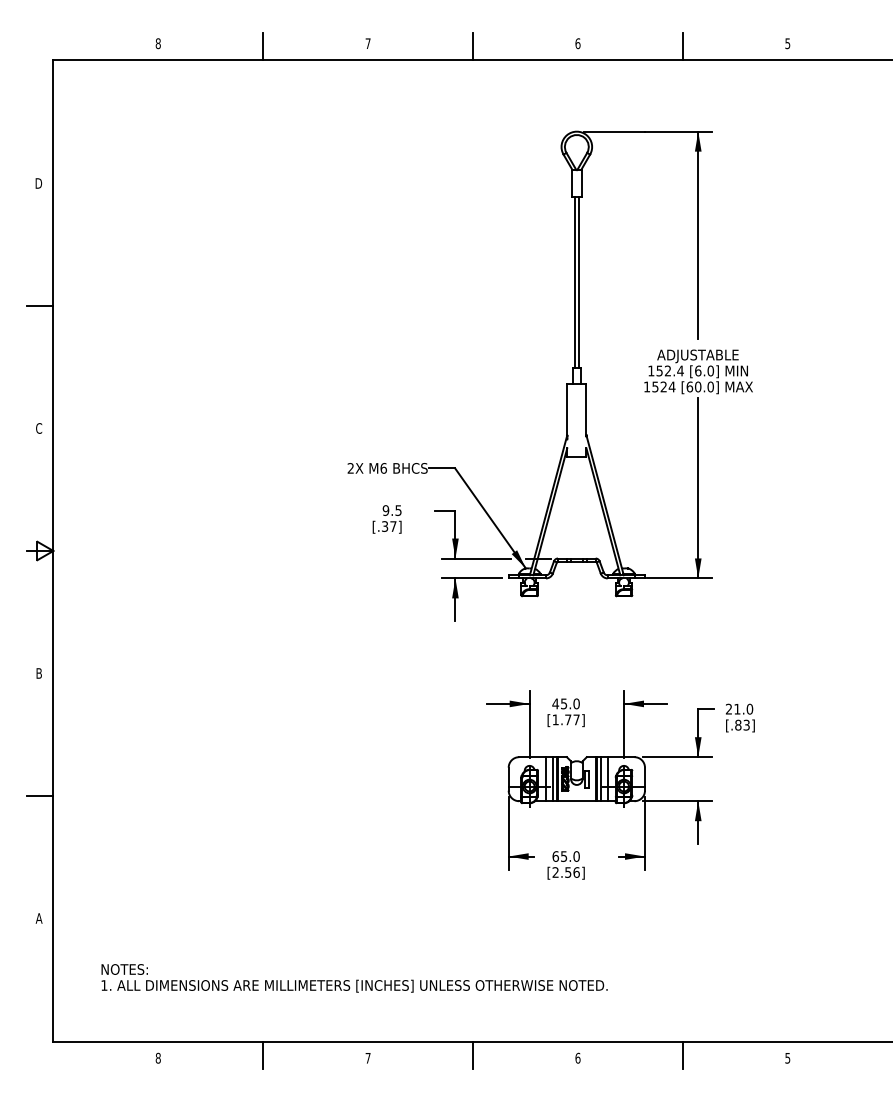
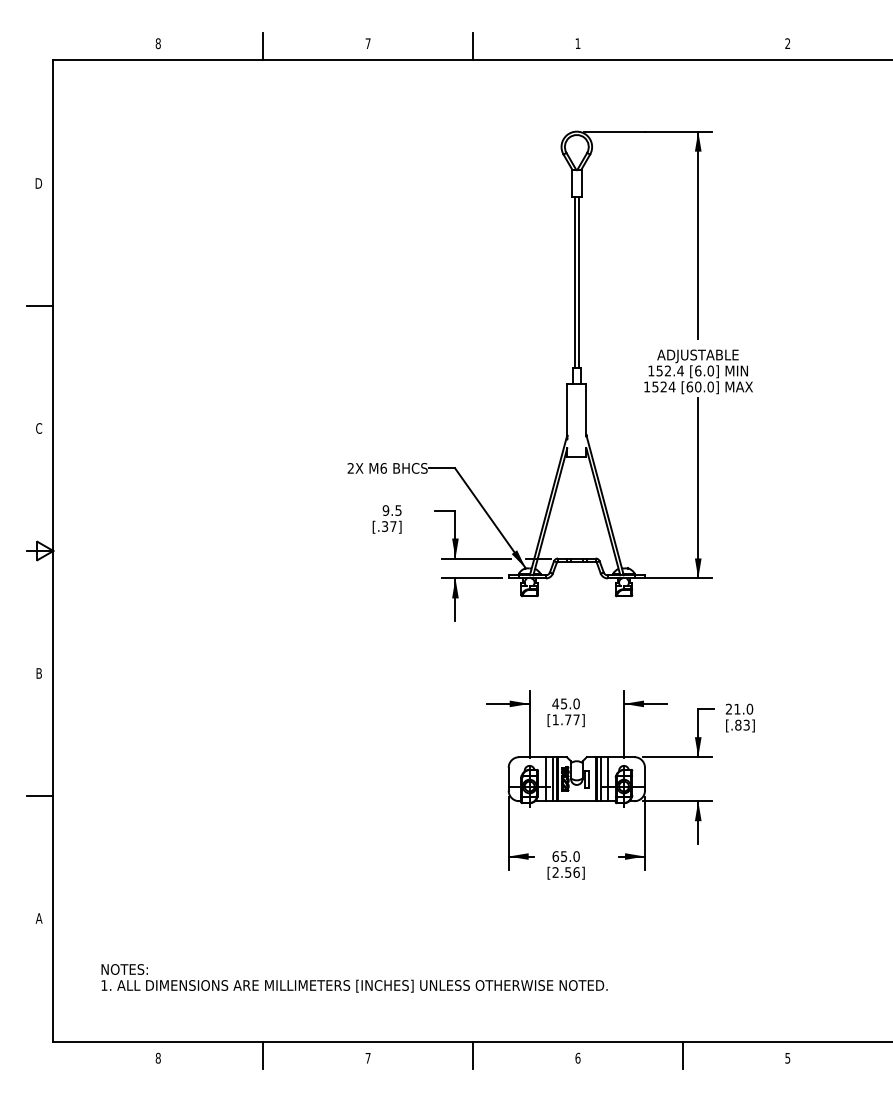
text: 6 -> 1 (577, 43)
text: 5 -> 2 (787, 43)
line: present -> none (682, 46)
